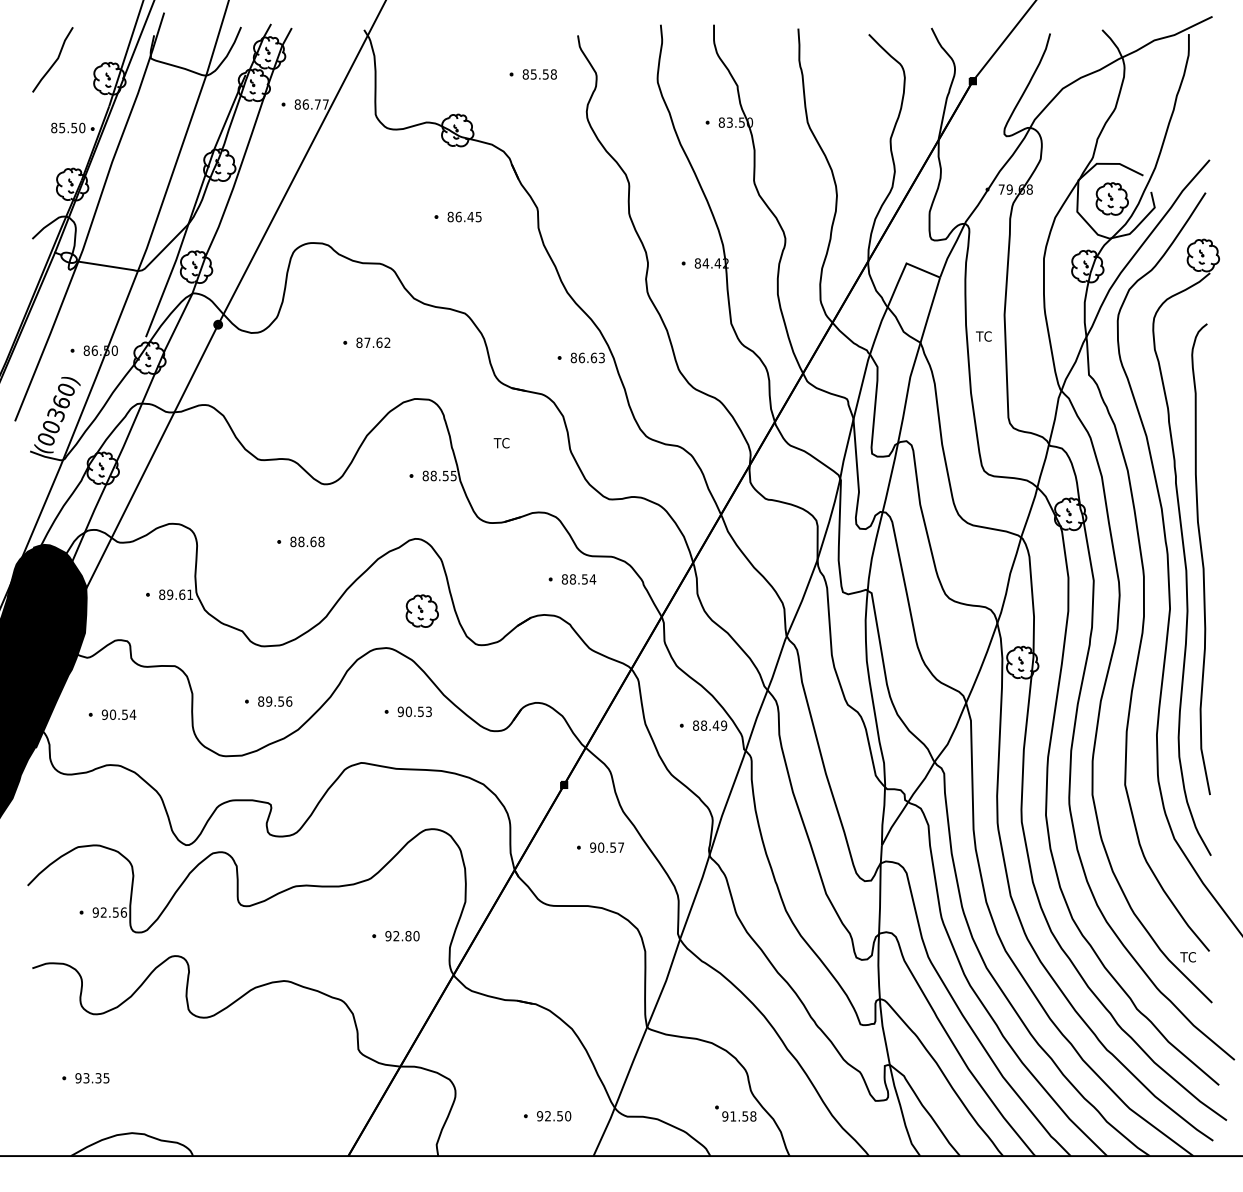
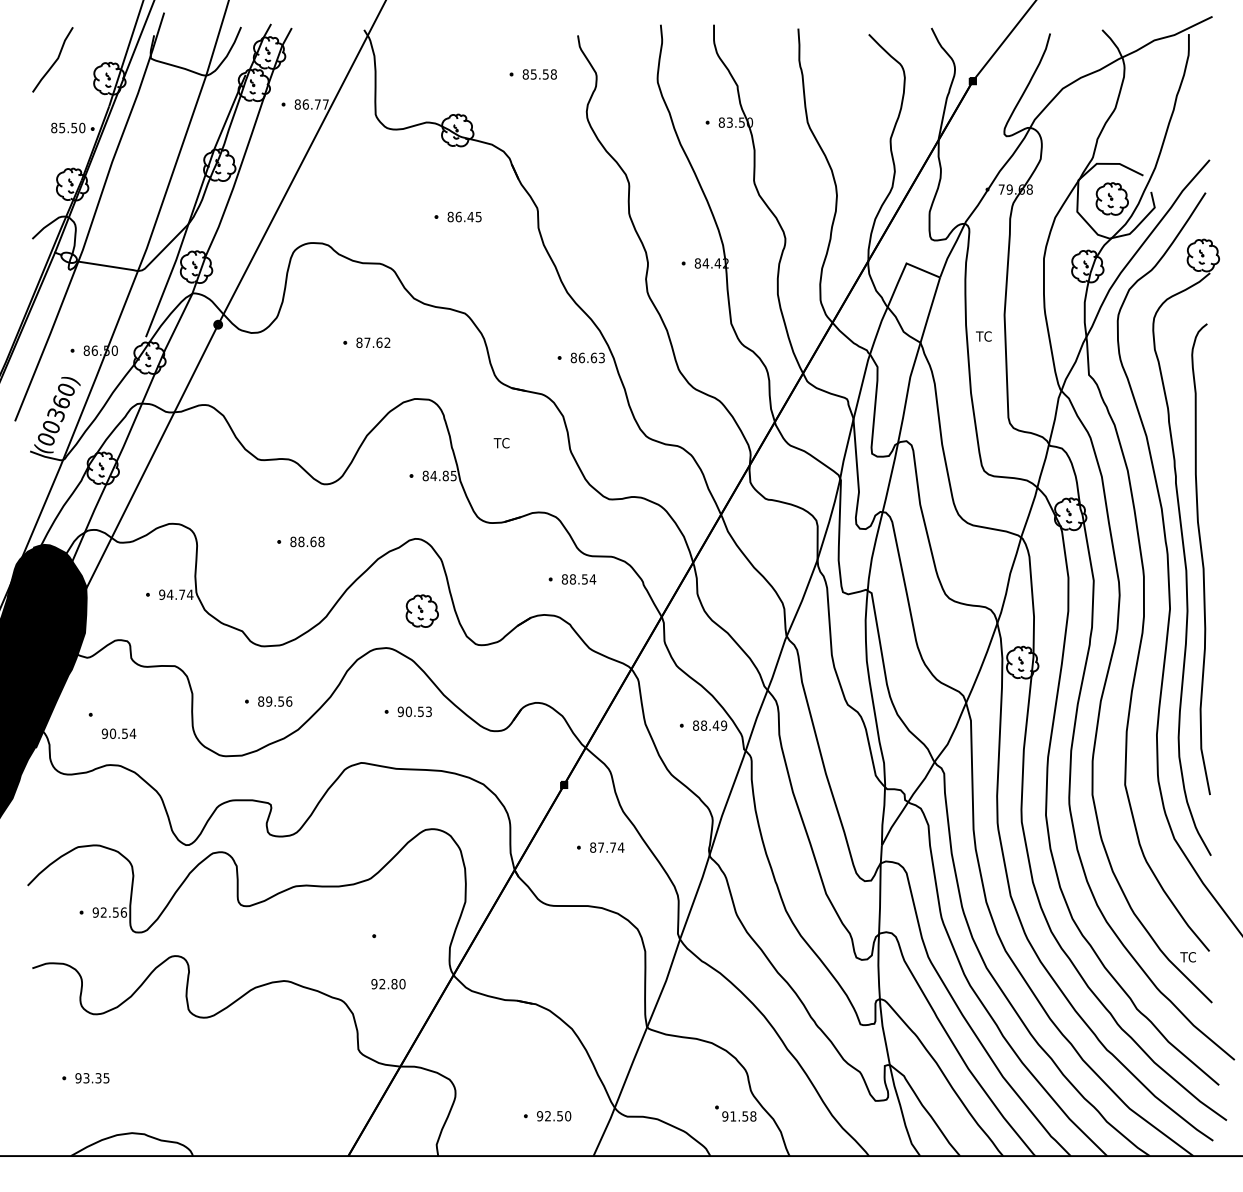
text: 88.55 -> 84.85 (439, 475)
text: 89.61 -> 94.74 (176, 594)
text position: (118, 714) -> (118, 733) (118, 733)
text: 90.57 -> 87.74 (607, 847)
text position: (402, 936) -> (388, 984) (388, 984)
